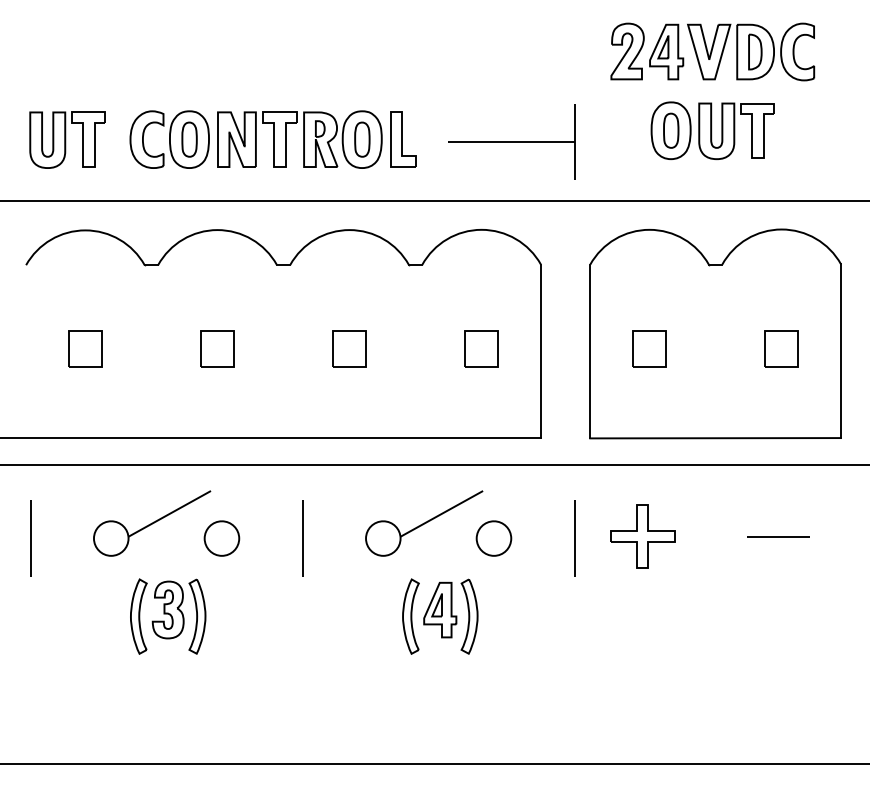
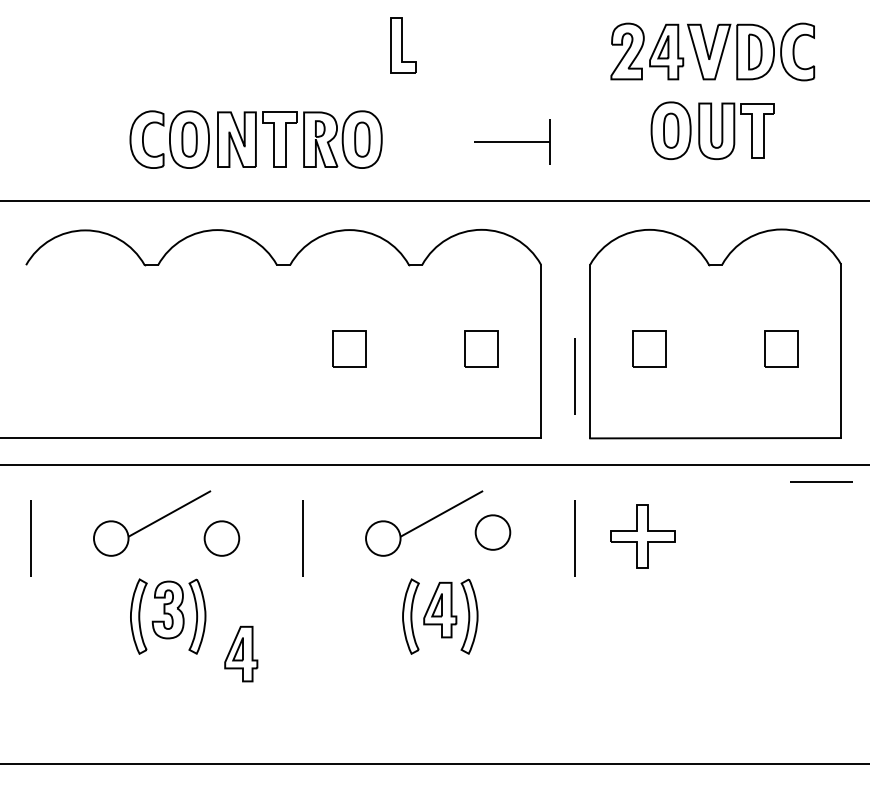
part: present -> none (67, 139)
part position: (403, 139) -> (403, 45) (403, 45)
part size: 128x76 px -> 77x46 px (512, 141)
part: present -> none (85, 348)
part: present -> none (217, 348)
line: none -> present (574, 376)
line position: (778, 536) -> (821, 481) (821, 481)
part position: (493, 538) -> (492, 532) (492, 532)
part: none -> present (241, 653)
